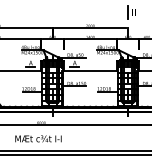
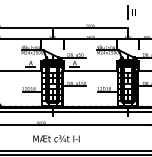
text position: (38, 138) -> (56, 138) (56, 138)
